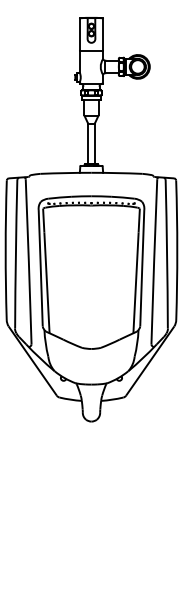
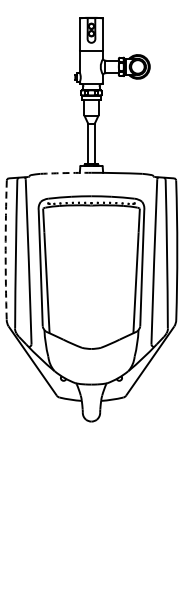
arc: solid -> dashed (65, 173)
arc: solid -> dashed (5, 250)
